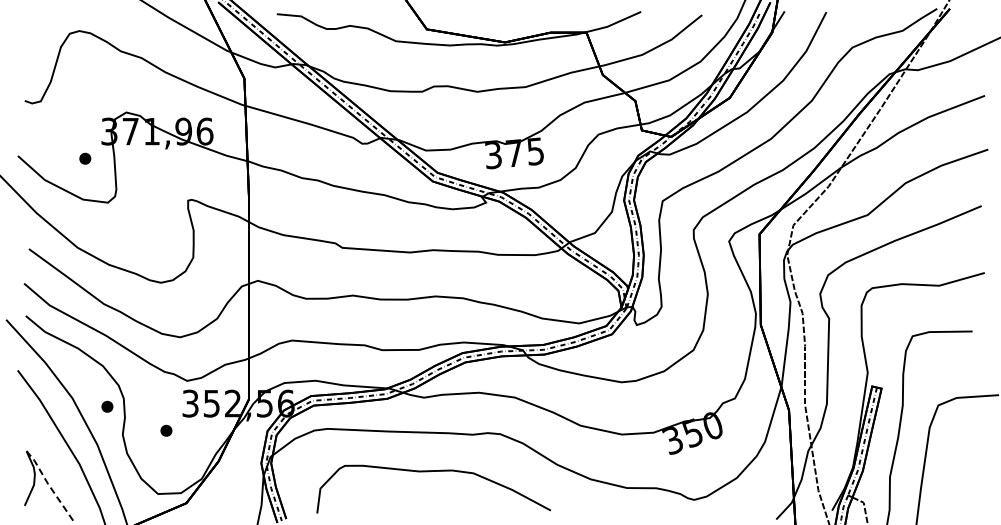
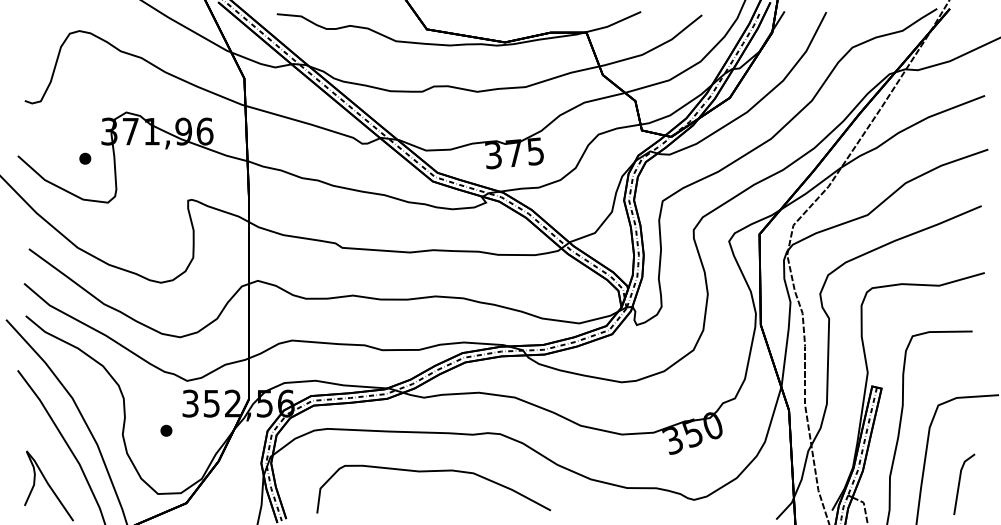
part: present -> none (107, 406)
line: none -> present (960, 482)
line: dashed -> solid (49, 485)
